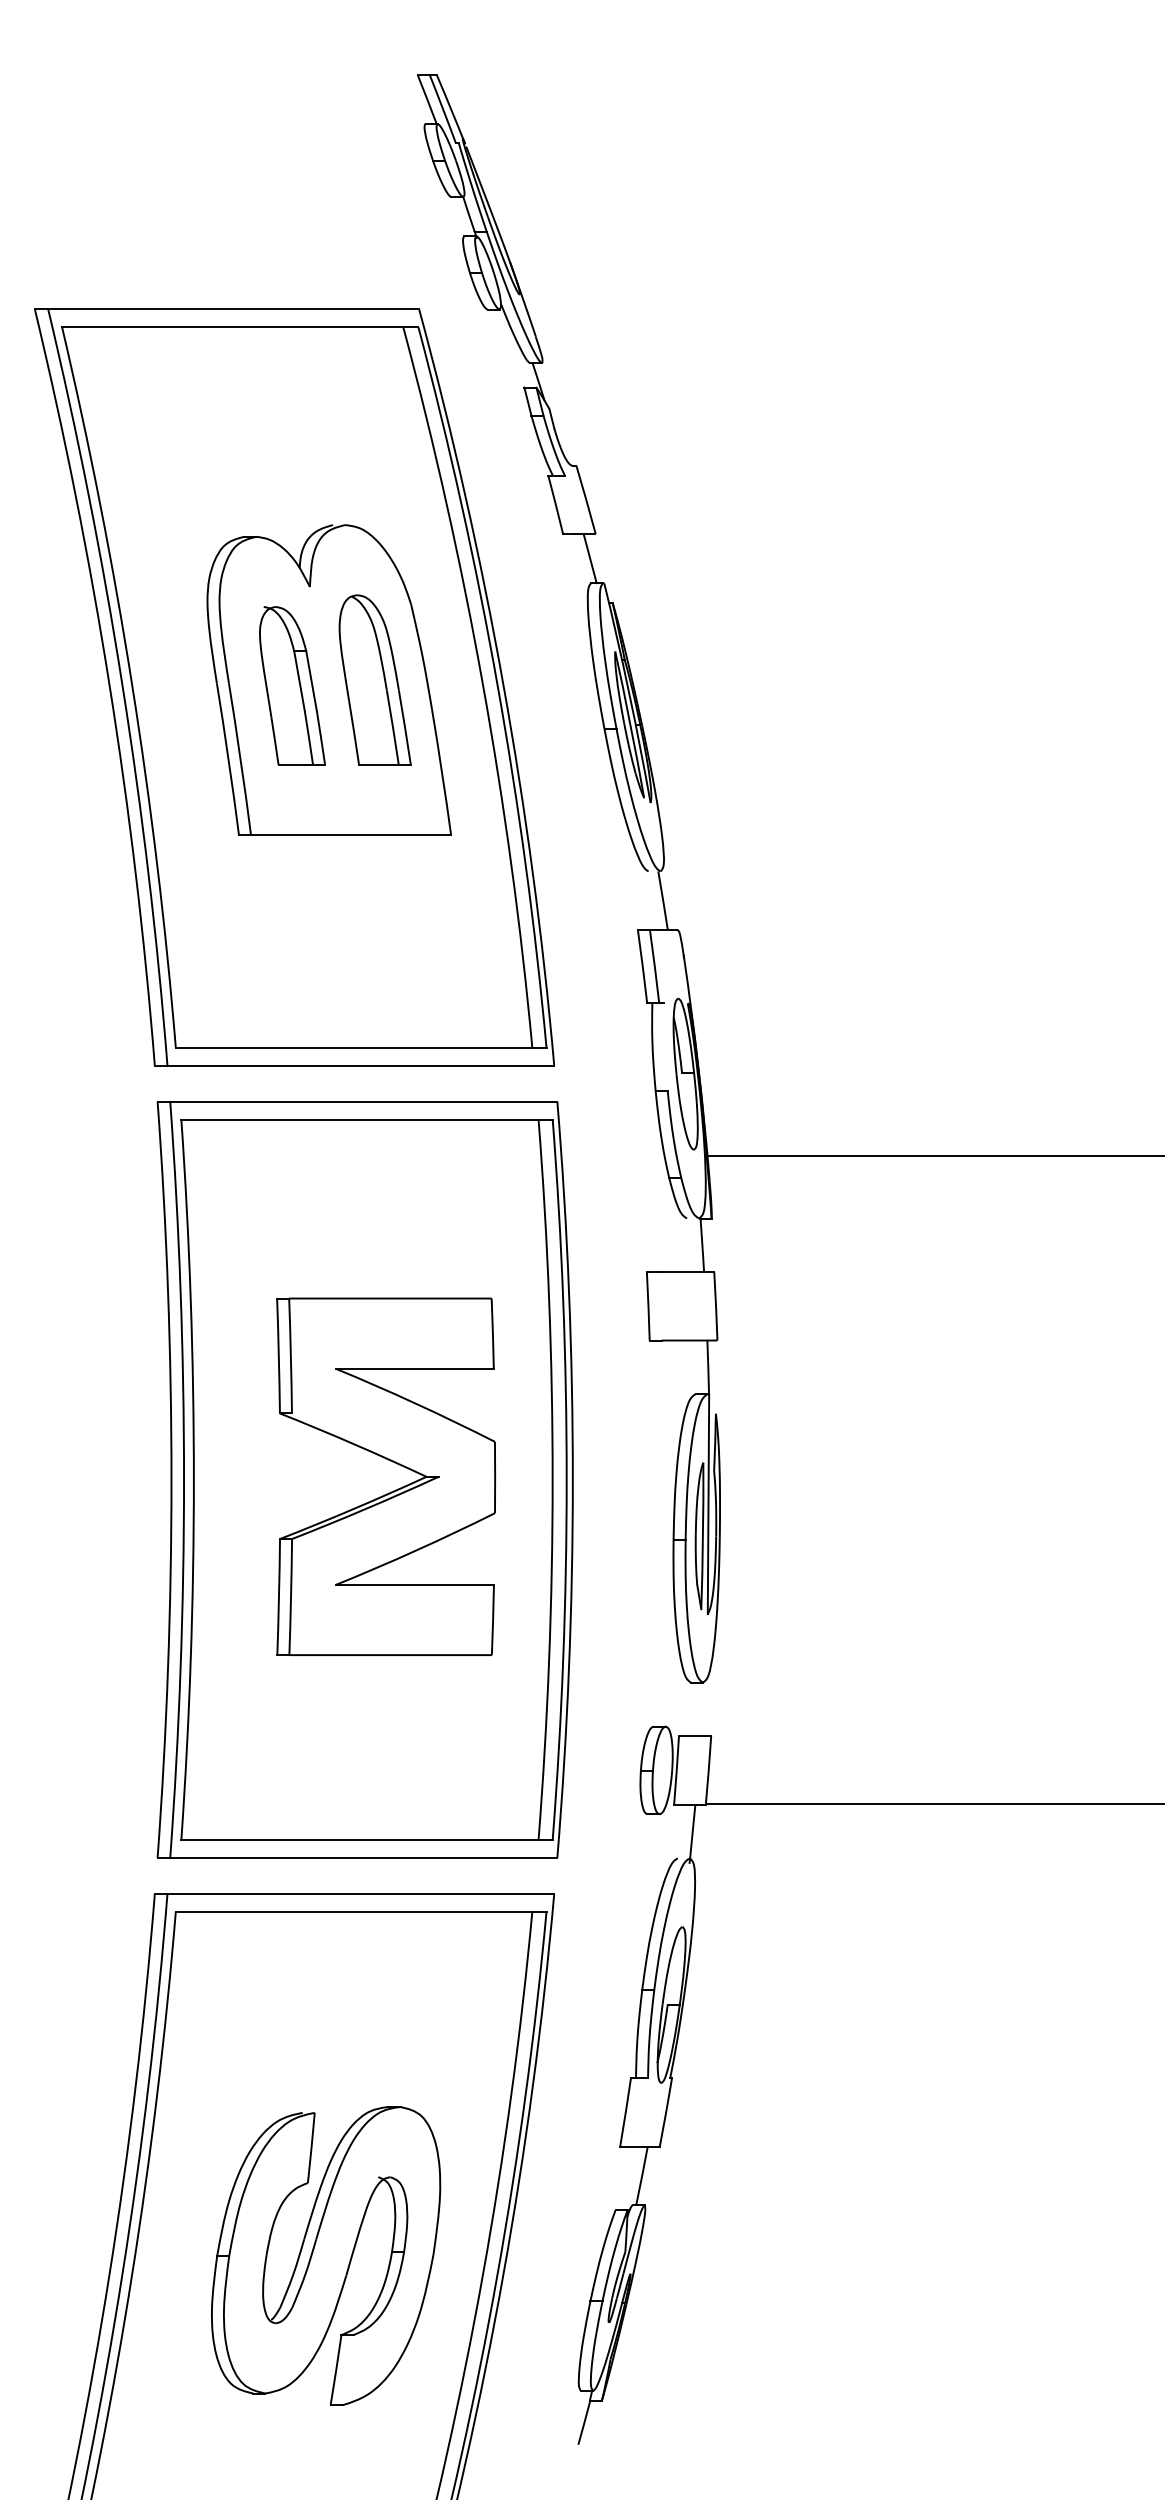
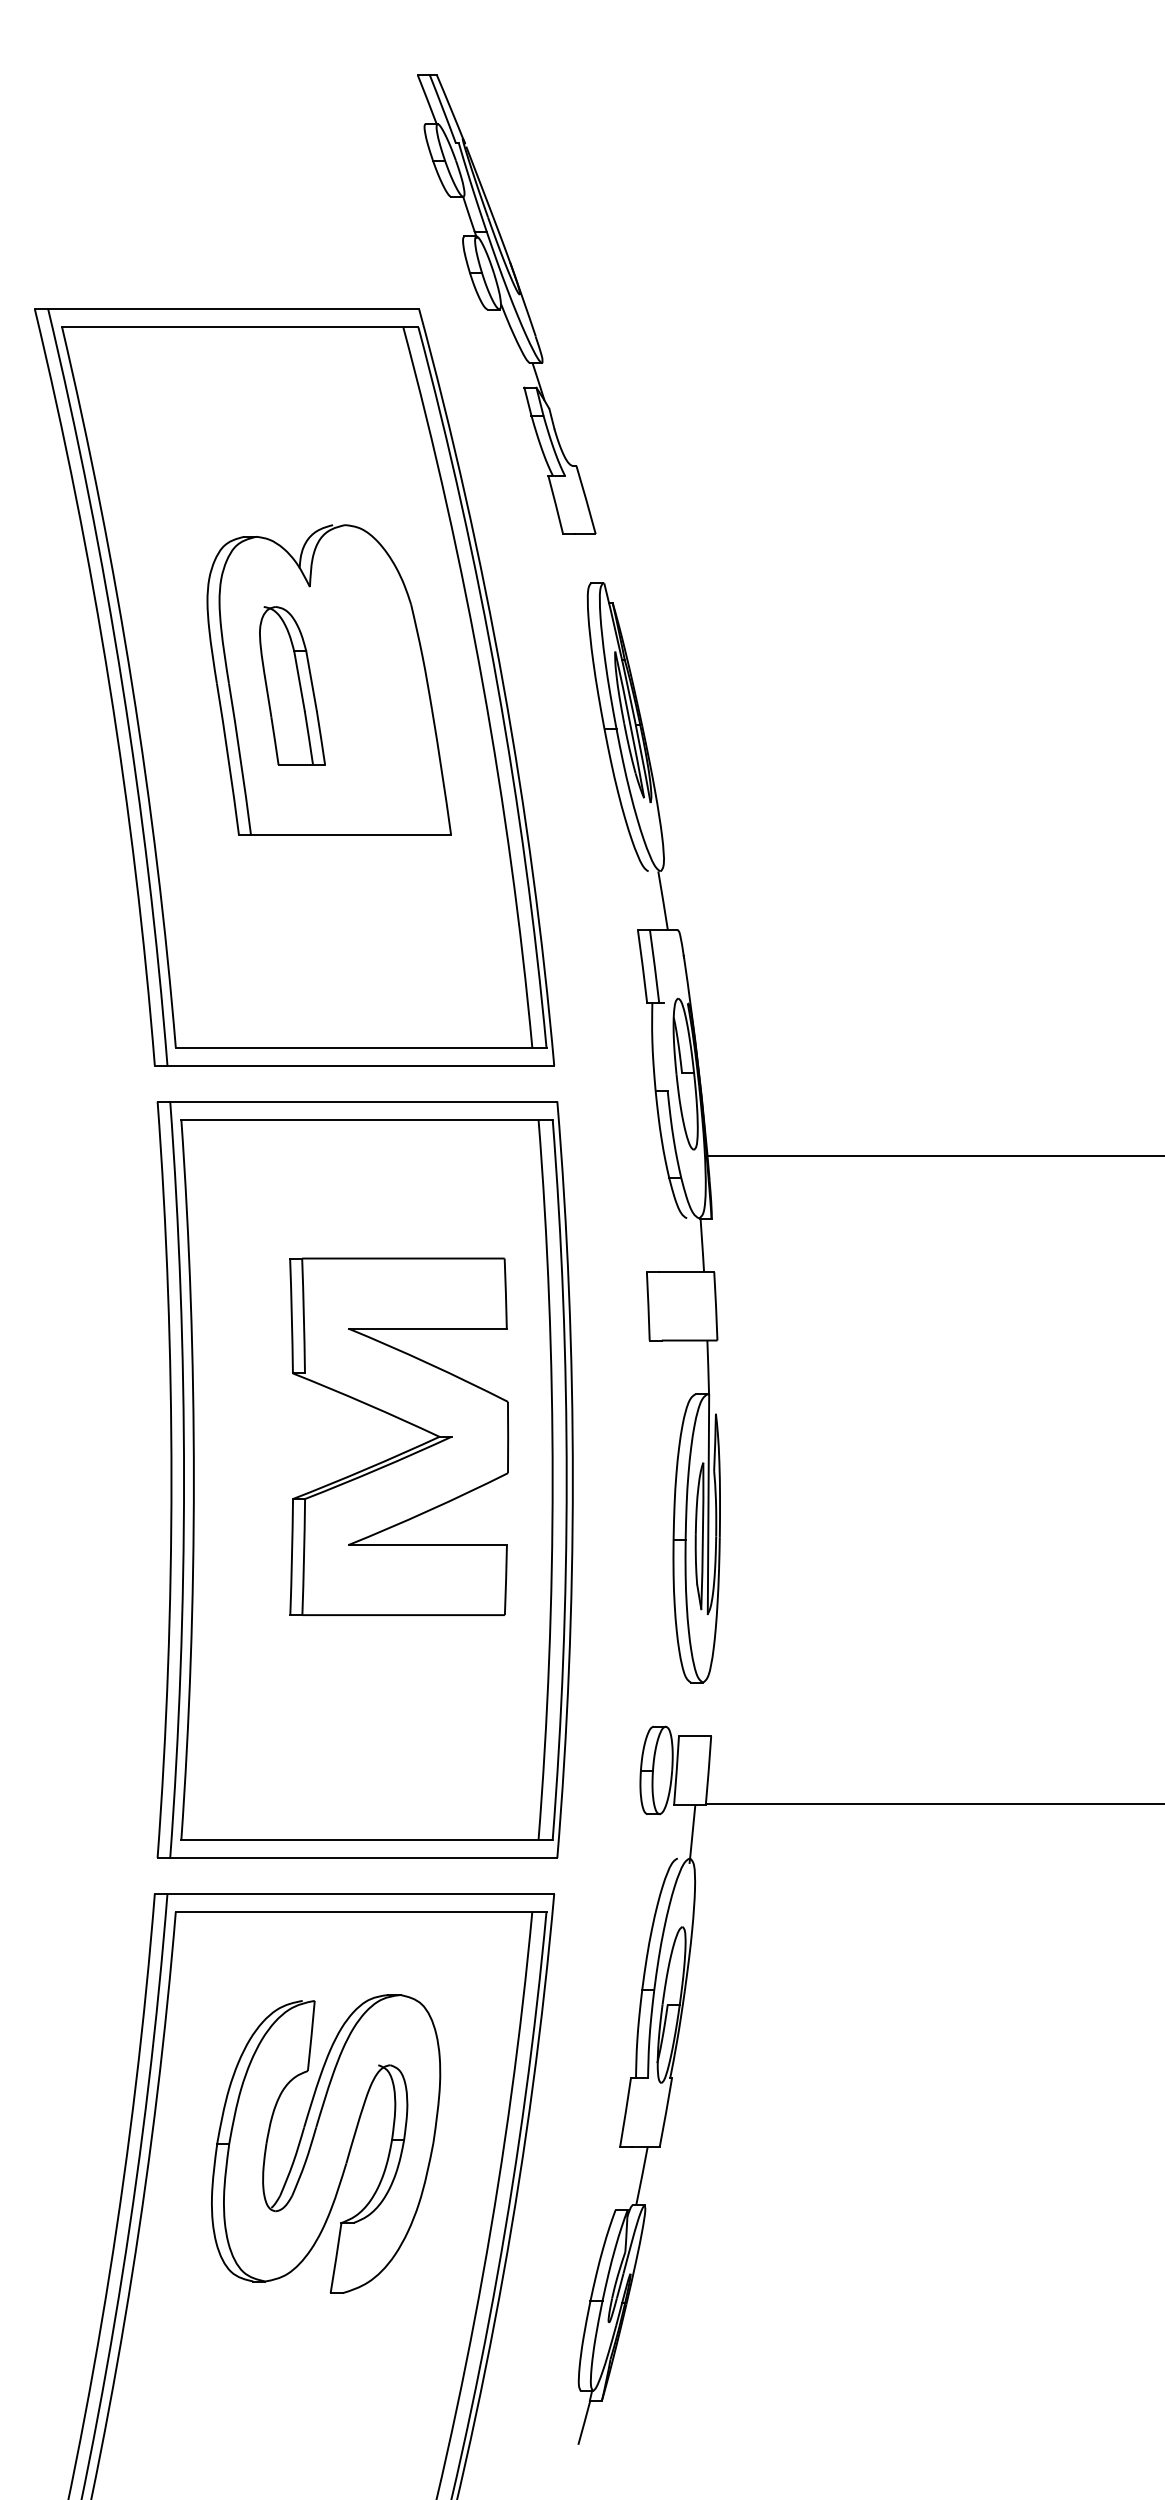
line: present -> none (589, 558)
part: present -> none (374, 679)
part position: (392, 1462) -> (405, 1422) (405, 1422)
part position: (326, 2255) -> (326, 2143) (326, 2143)
